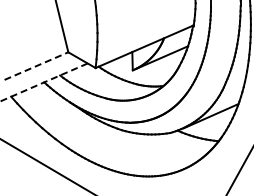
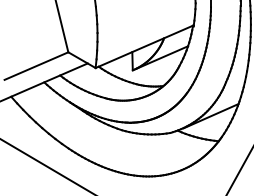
line: dashed -> solid (36, 66)
line: dashed -> solid (43, 82)
